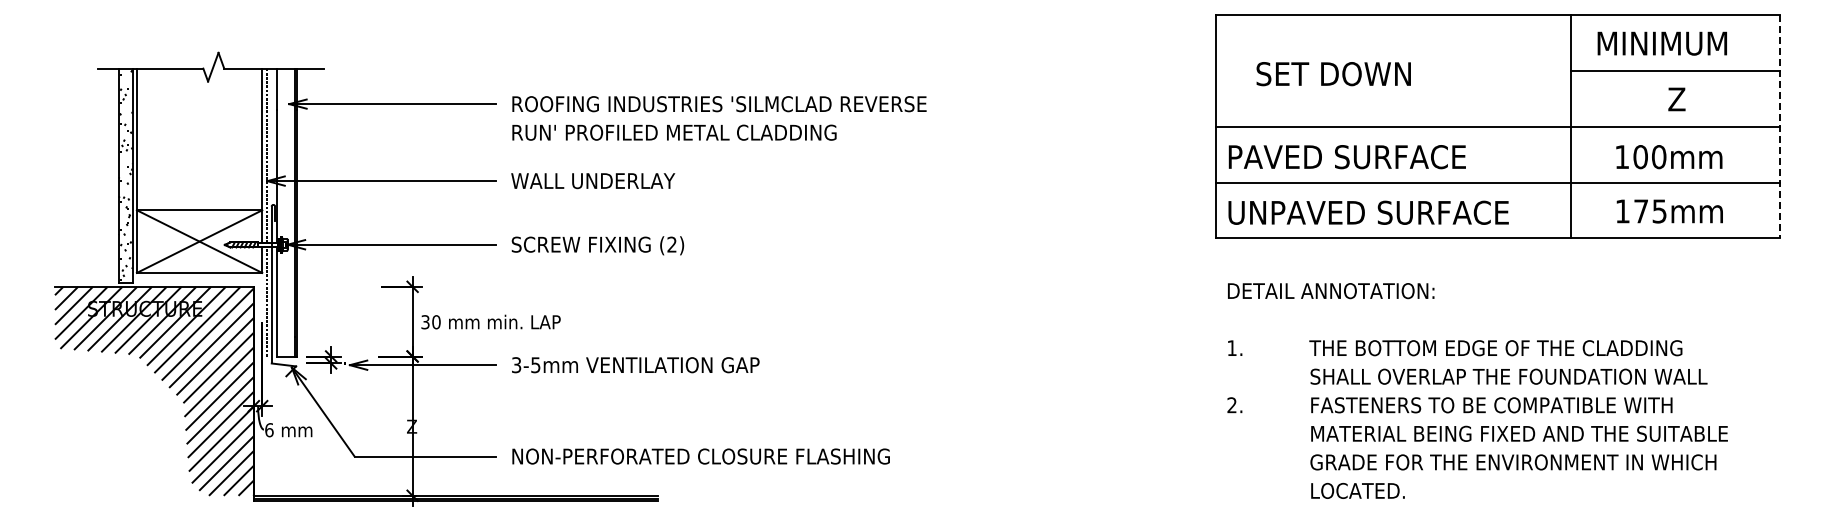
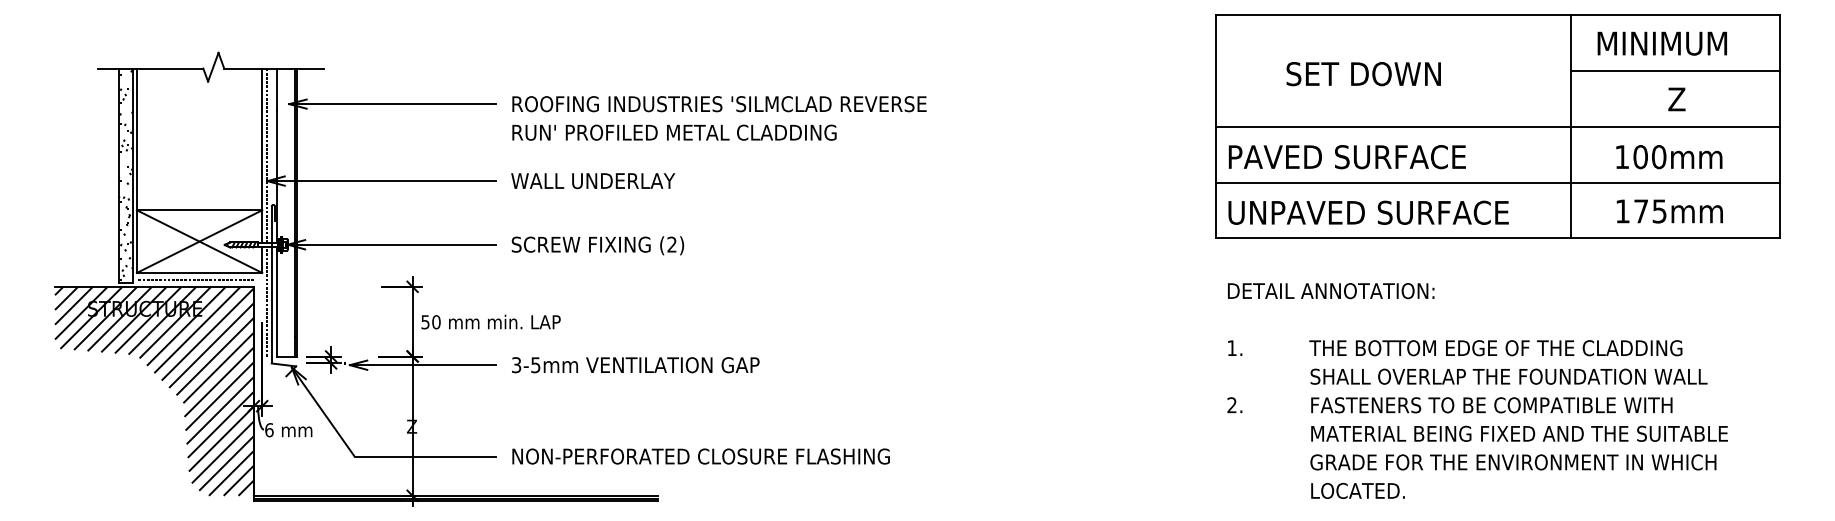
text position: (1333, 74) -> (1363, 74) (1363, 74)
line: dashed -> solid (1779, 127)
line: none -> present (195, 279)
text: 30 -> 50 (425, 321)
